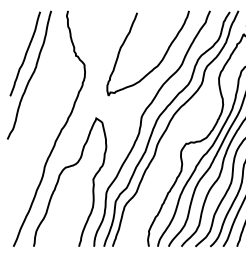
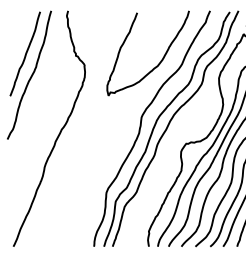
curve: present -> none (59, 180)
